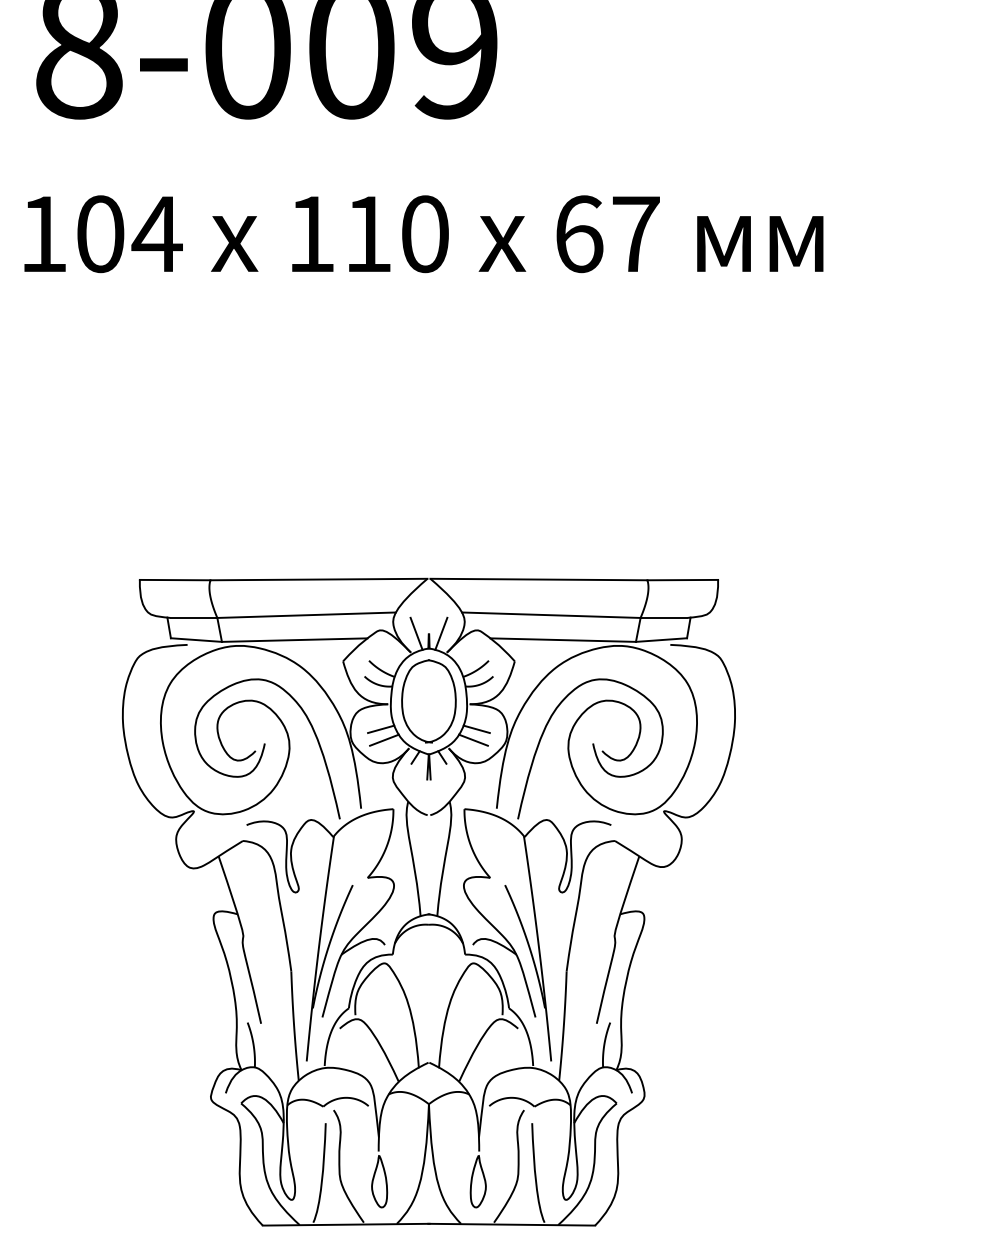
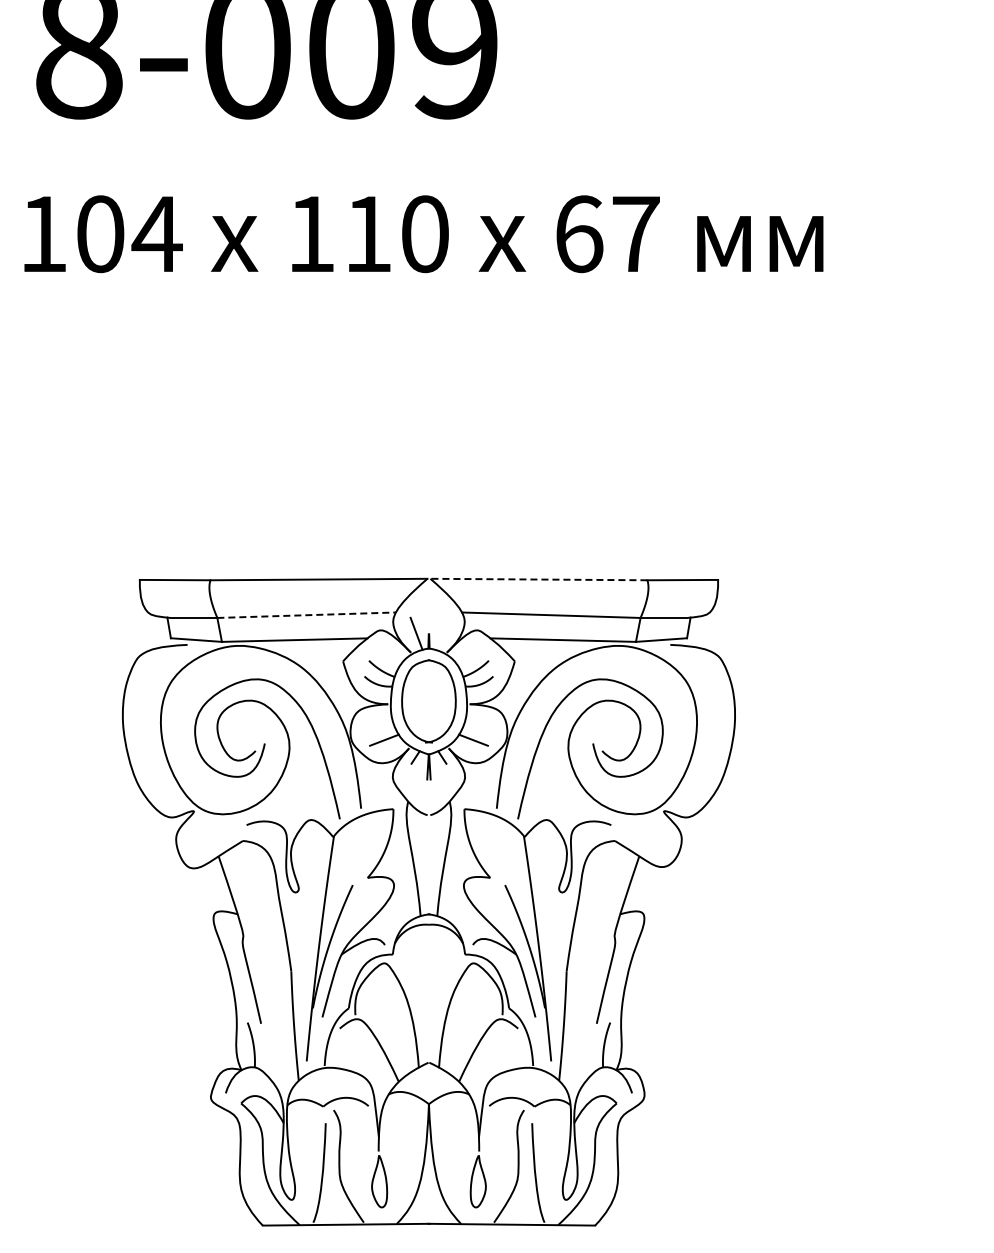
line: solid -> dashed (538, 579)
line: solid -> dashed (307, 615)
line: present -> none (441, 633)
line: present -> none (381, 729)
line: present -> none (476, 729)
